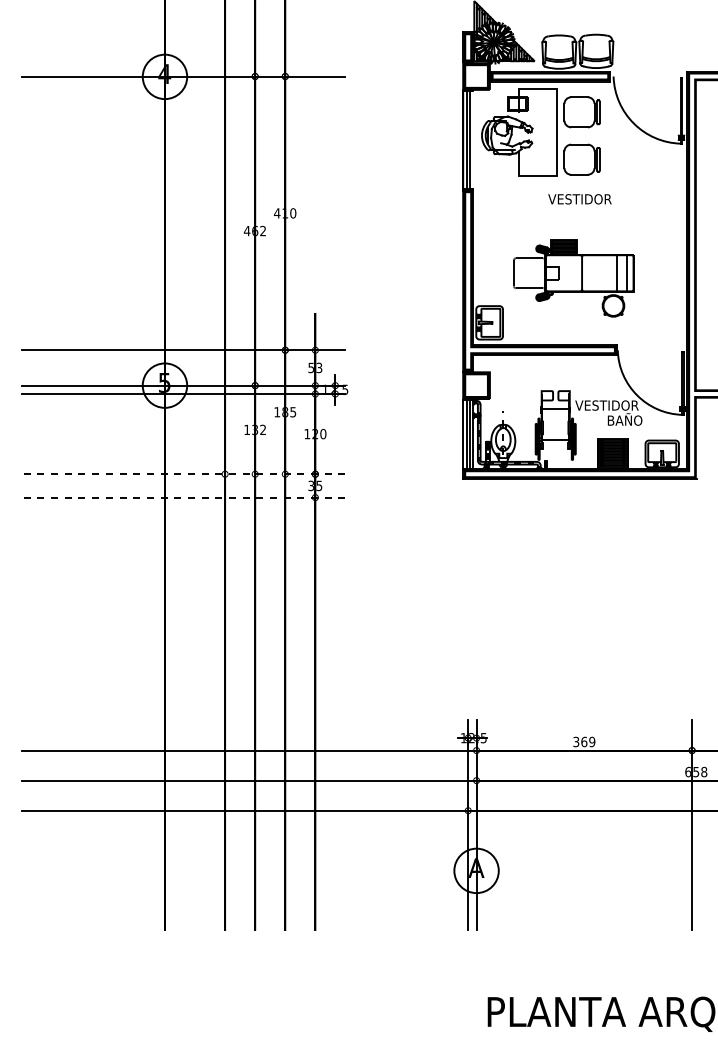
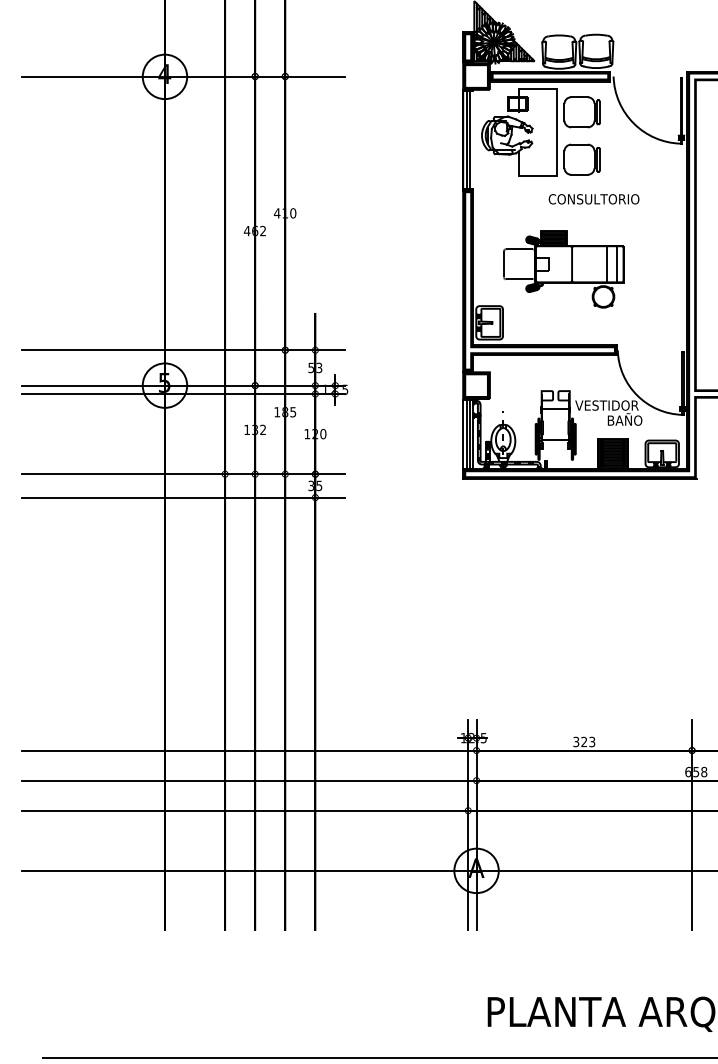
text: VESTIDOR -> CONSULTORIO (593, 199)
part position: (573, 278) -> (563, 269) (563, 269)
line: dashed -> solid (183, 474)
line: dashed -> solid (183, 497)
text: 369 -> 323 (588, 741)
line: none -> present (367, 870)
line: none -> present (378, 1057)
